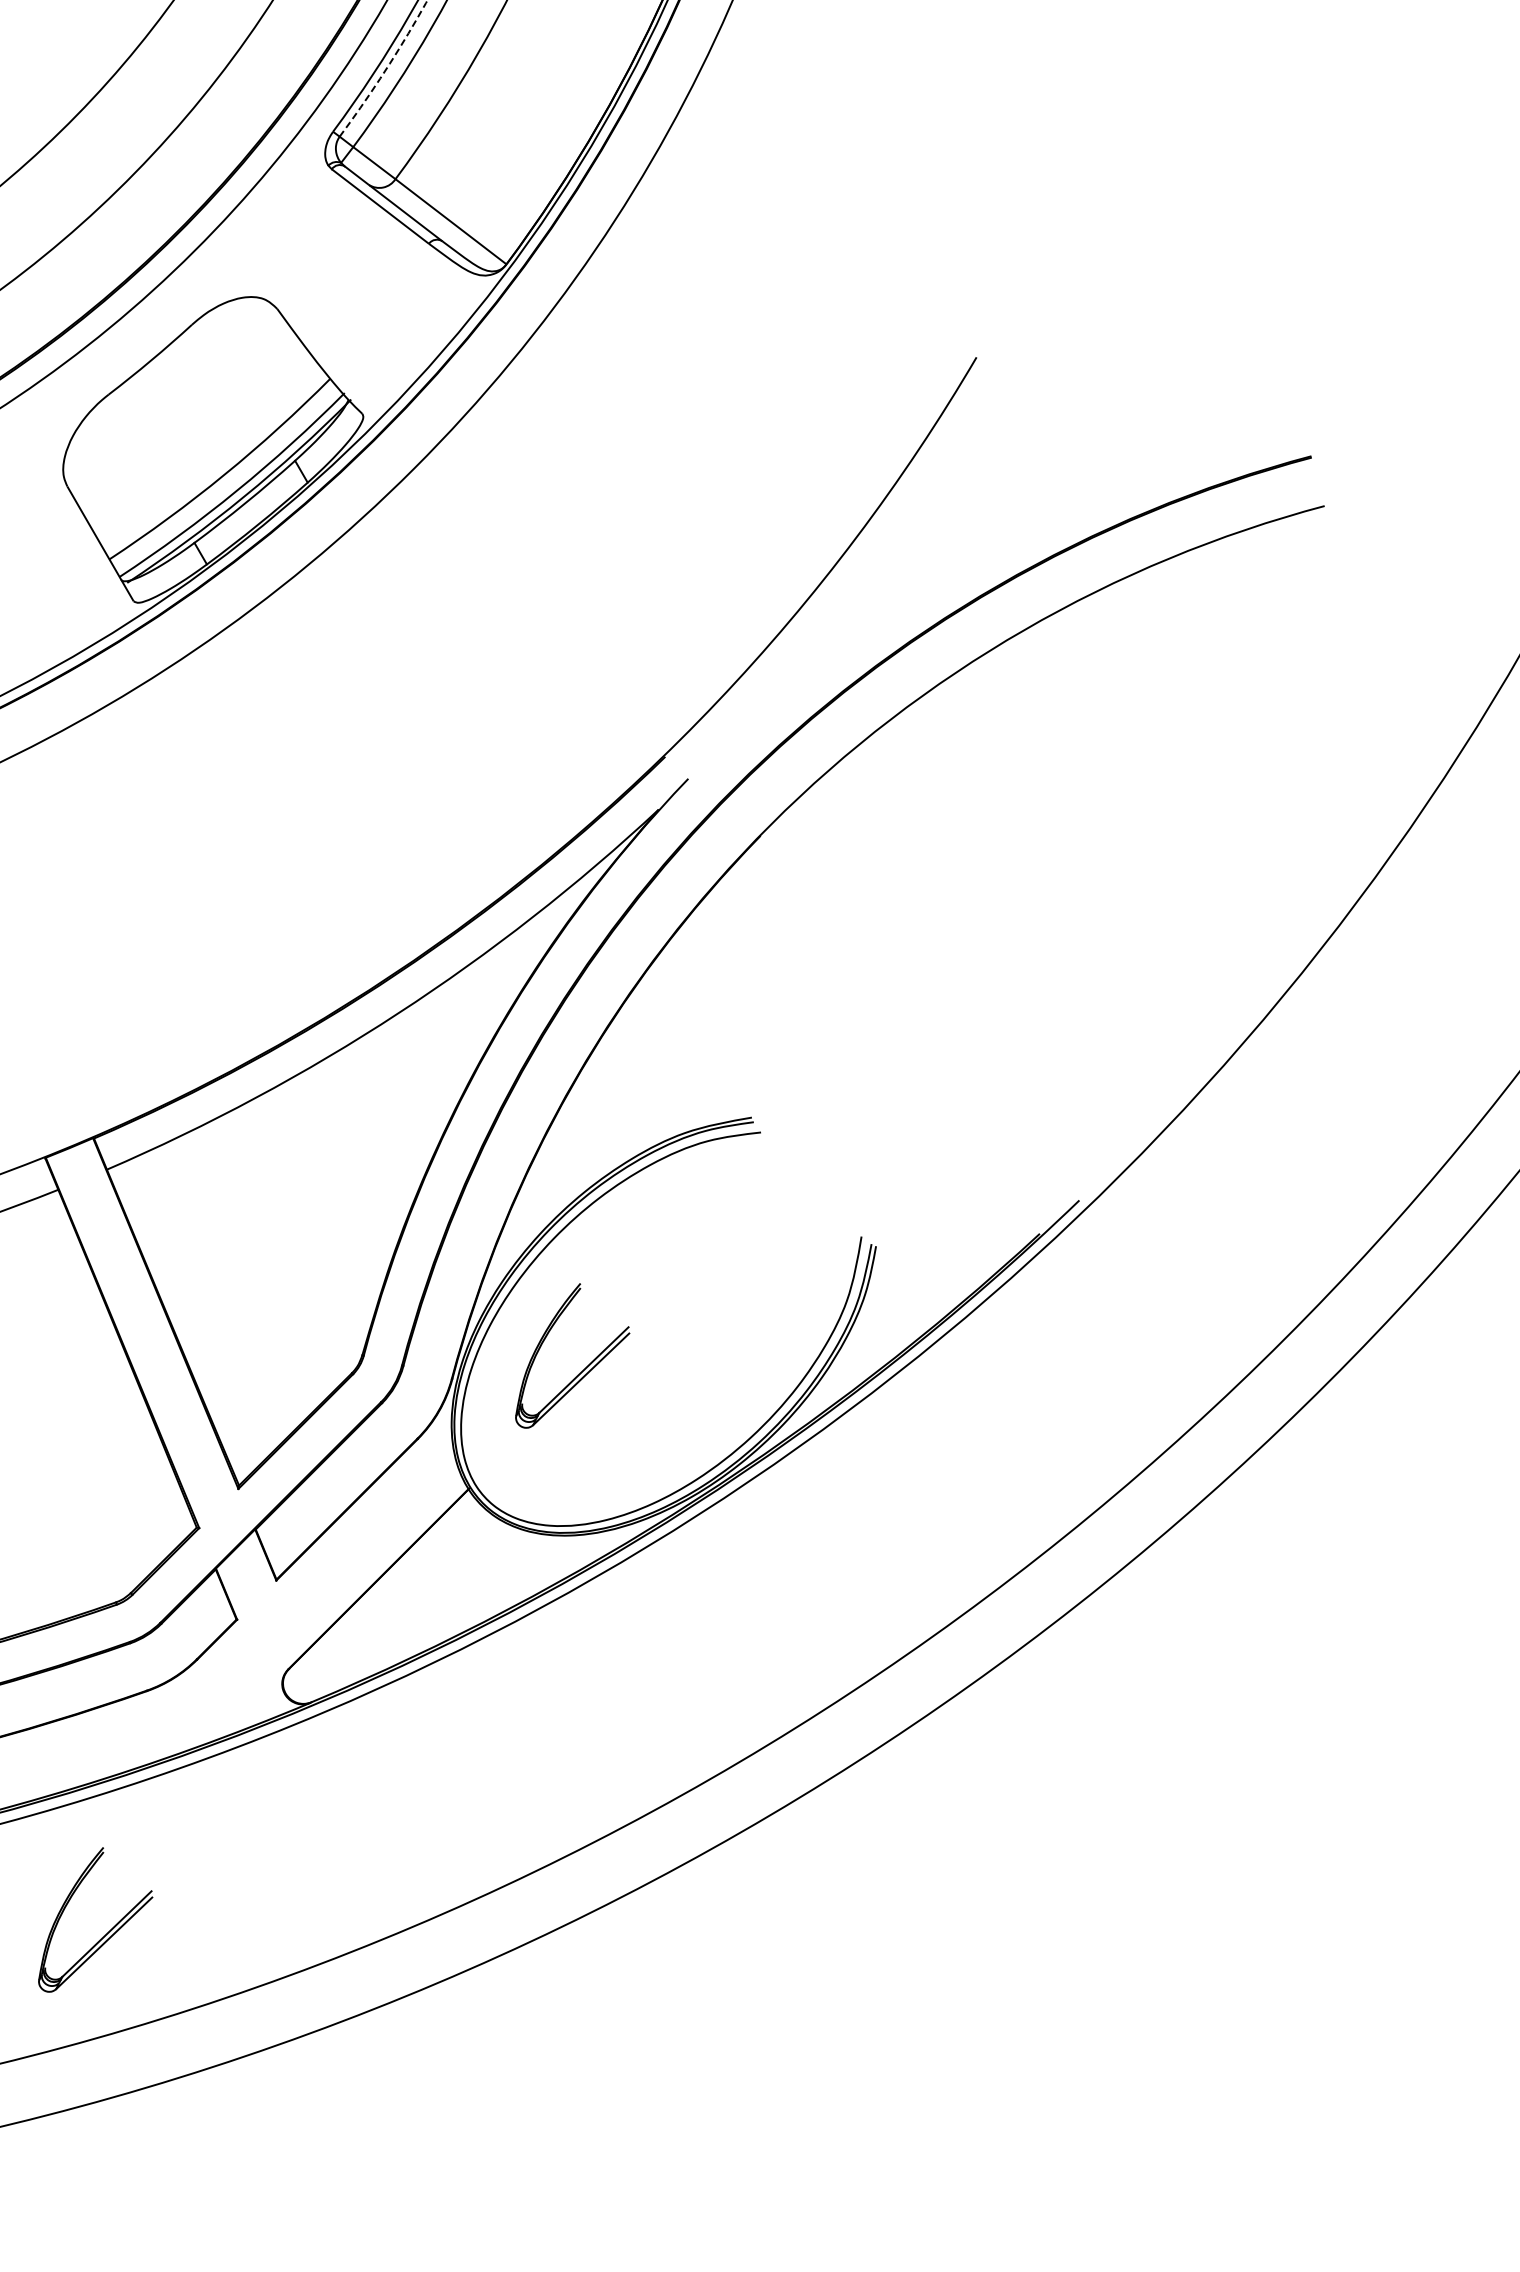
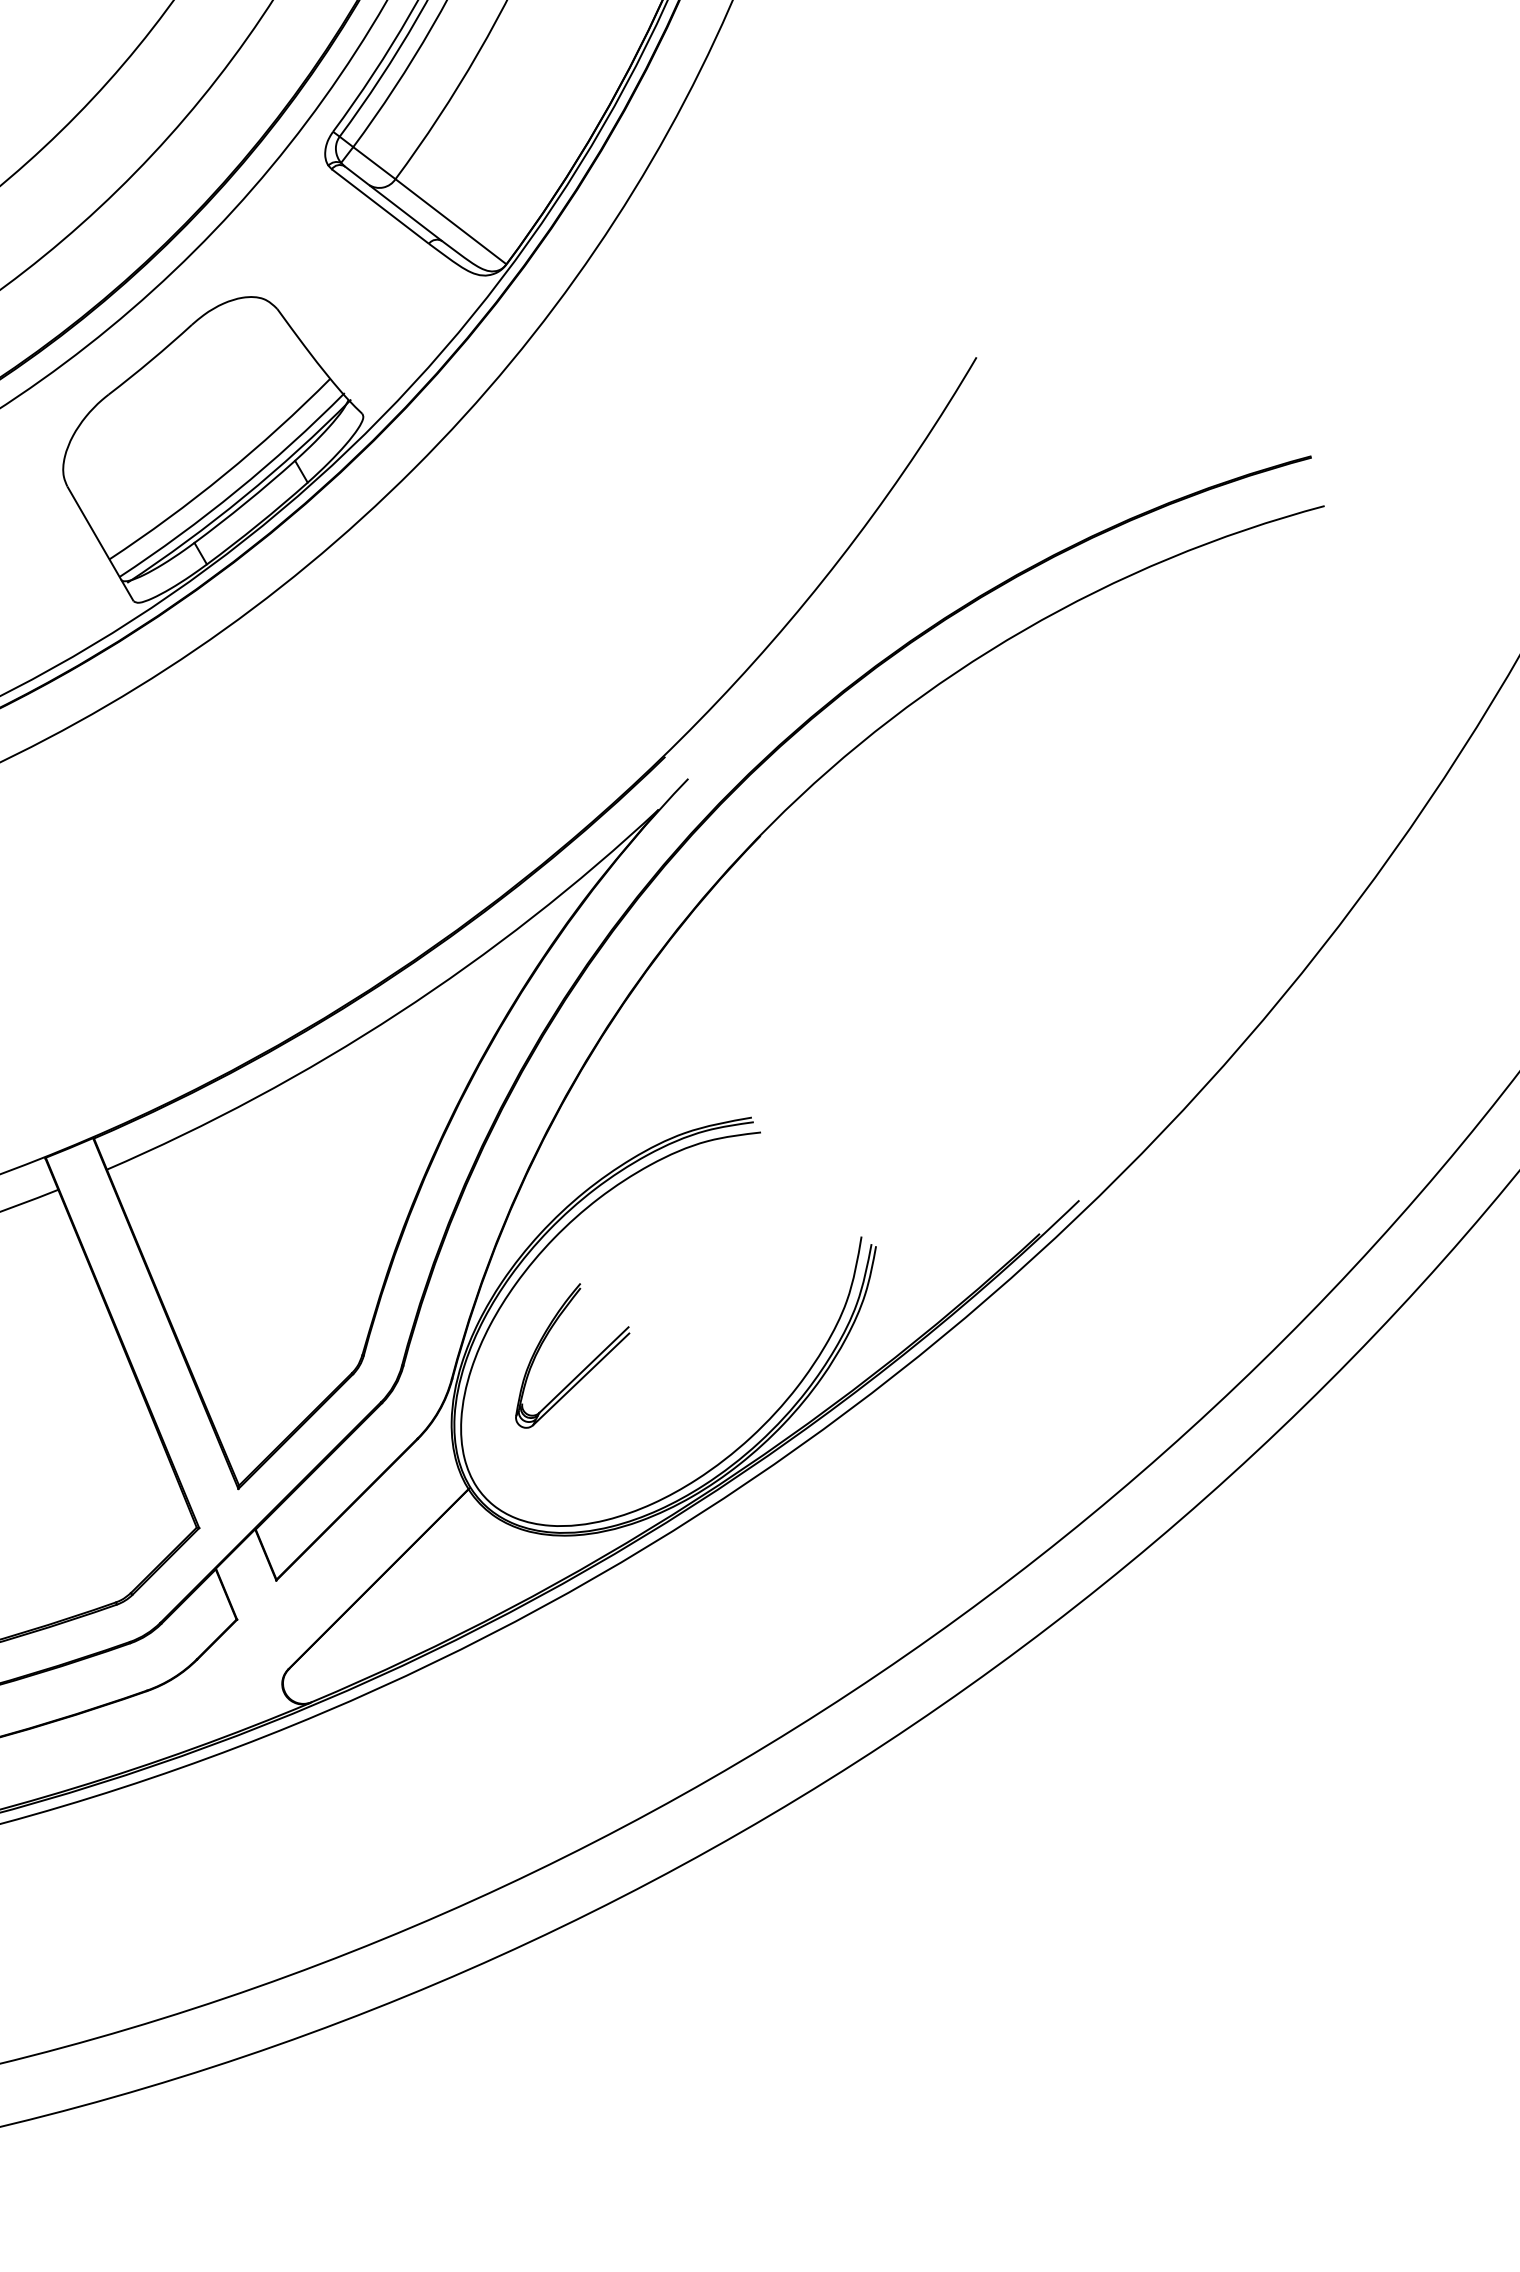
arc: dashed -> solid (386, 69)
part: present -> none (108, 1931)
